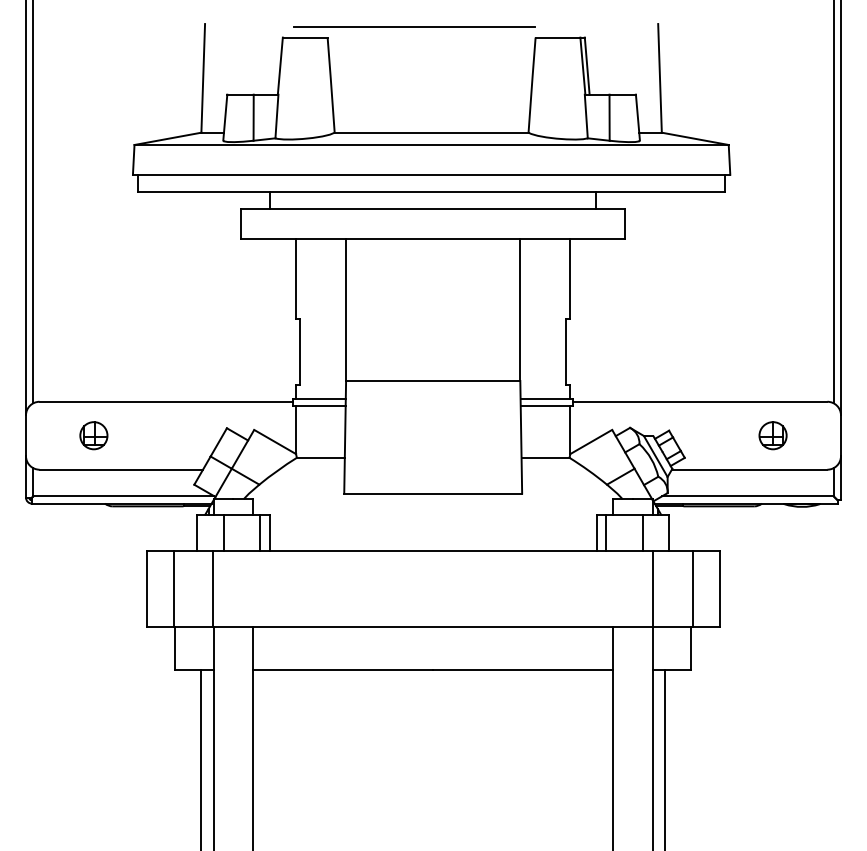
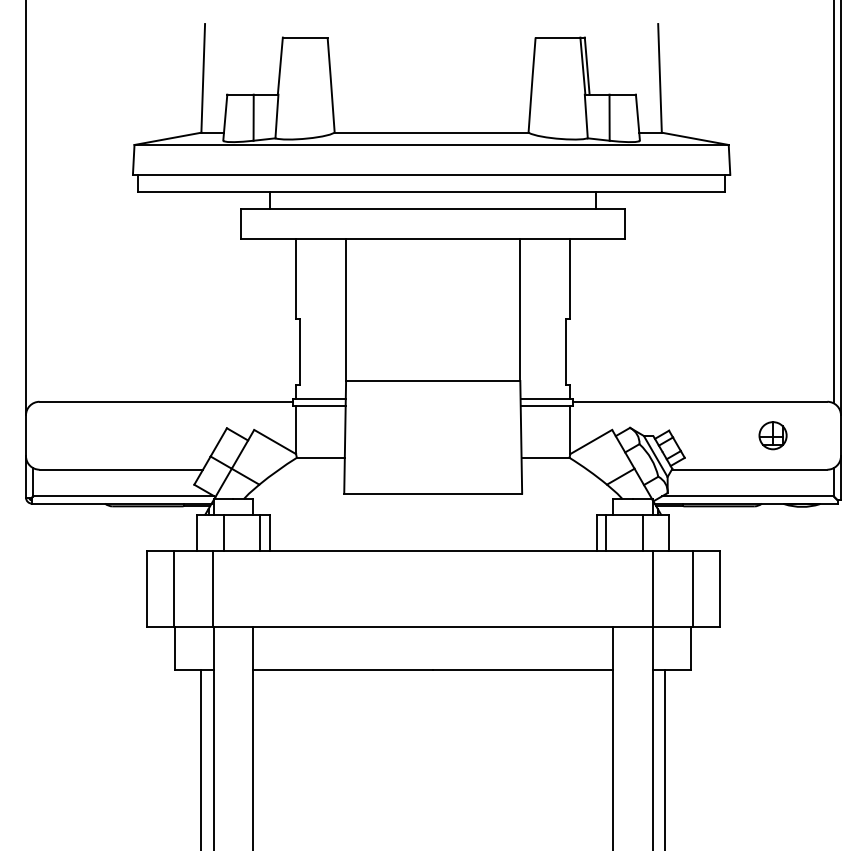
line: present -> none (413, 27)
line: present -> none (33, 202)
part: present -> none (93, 435)
